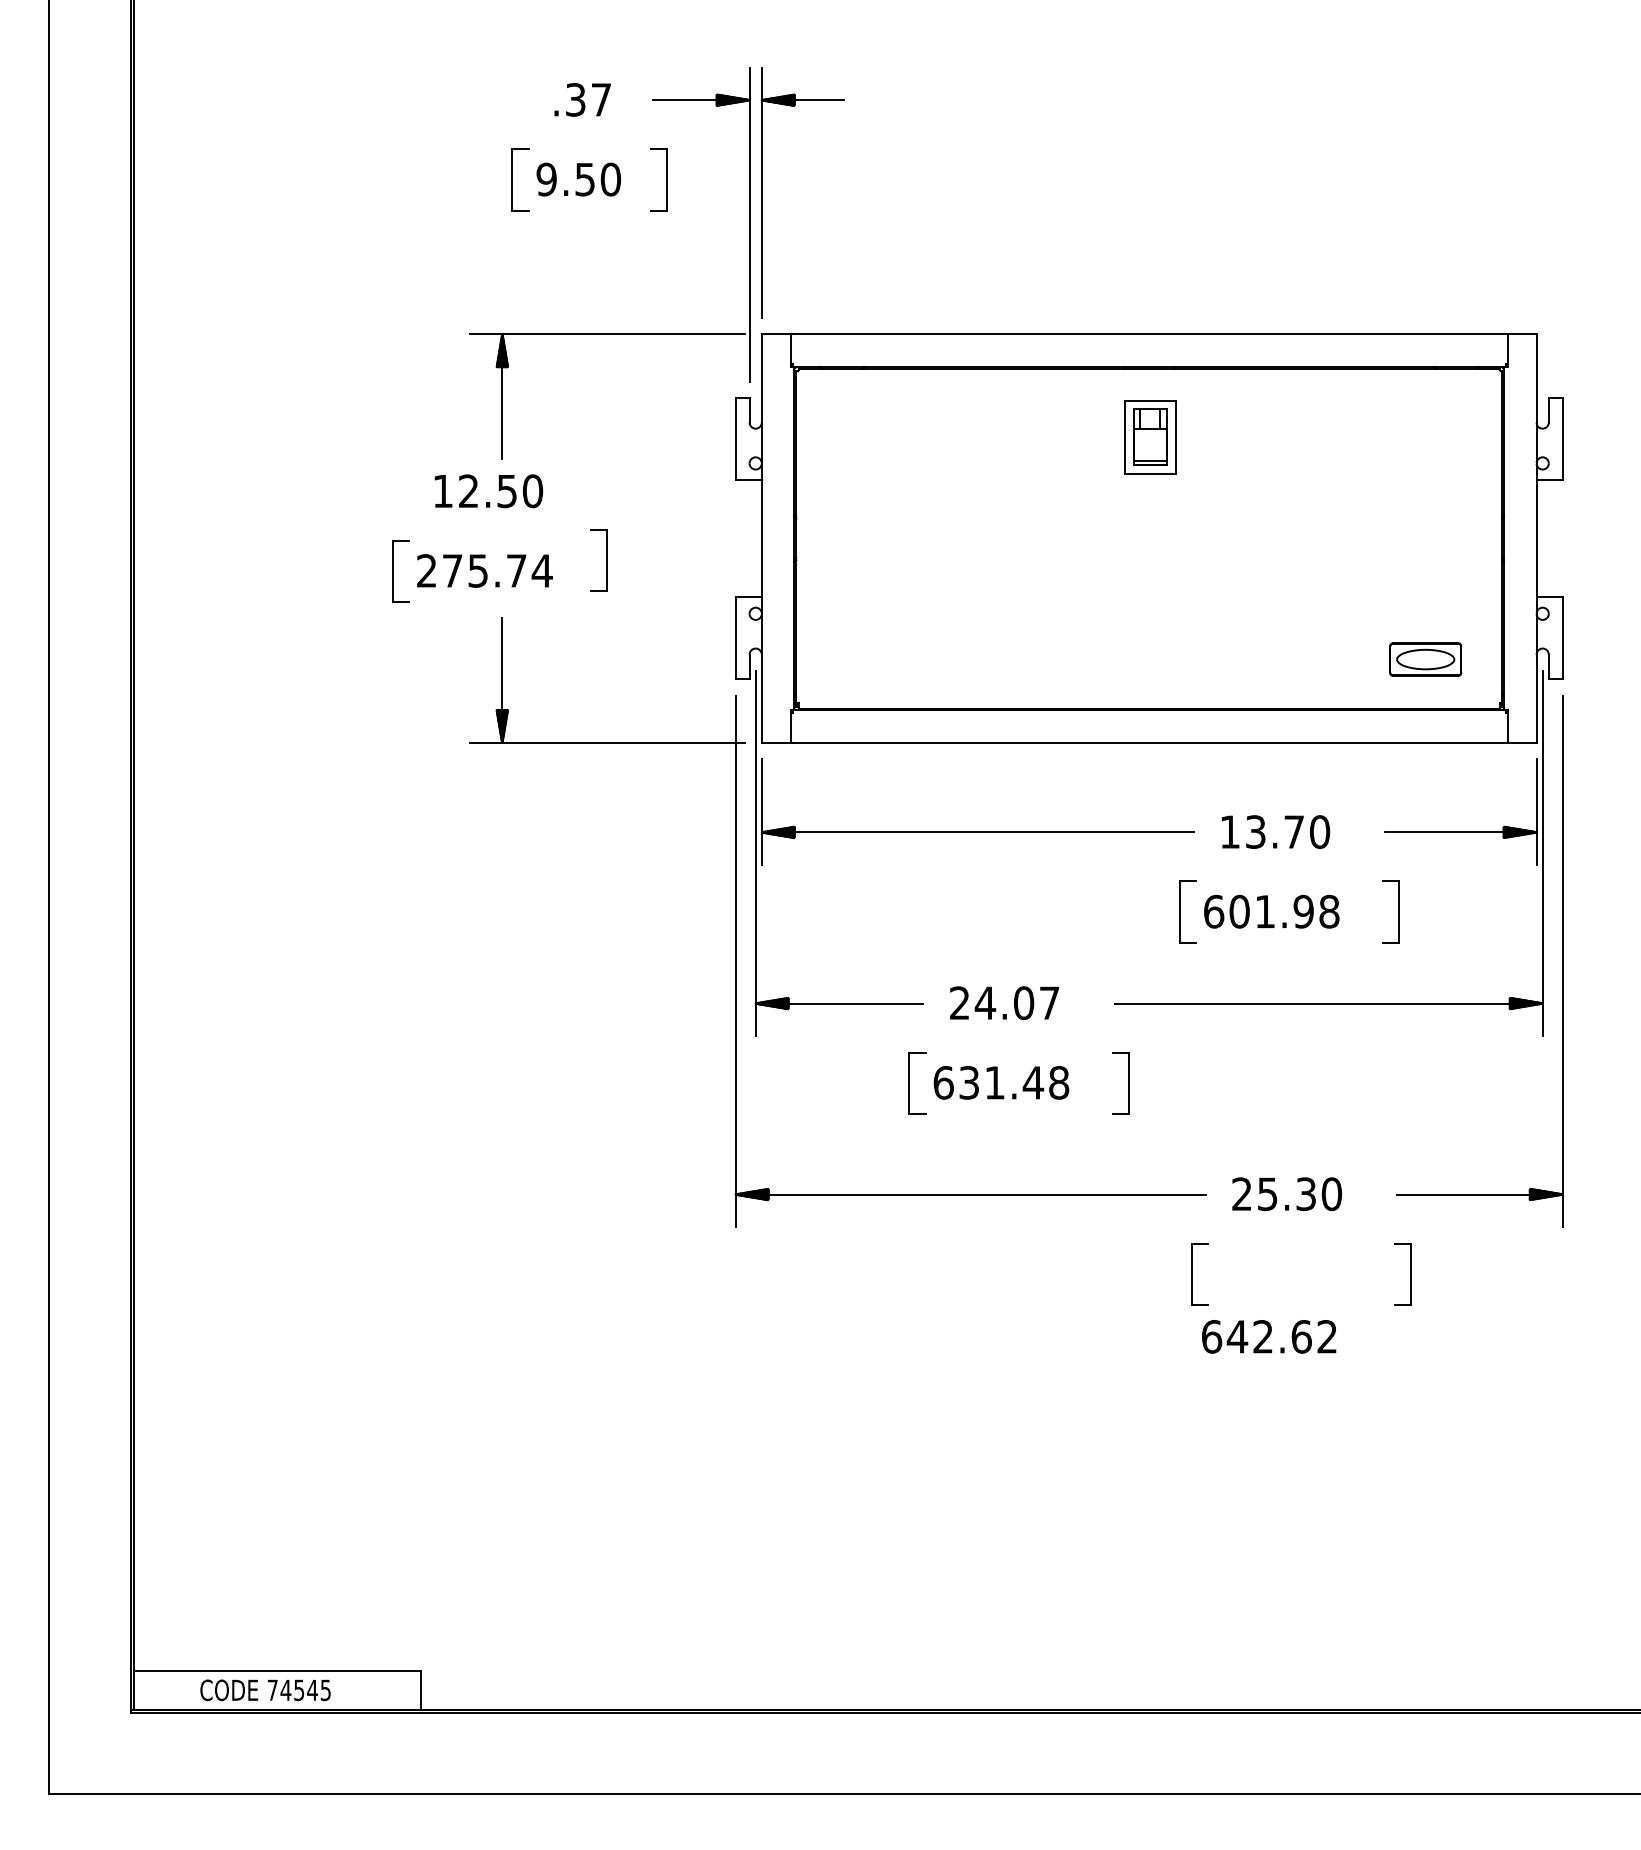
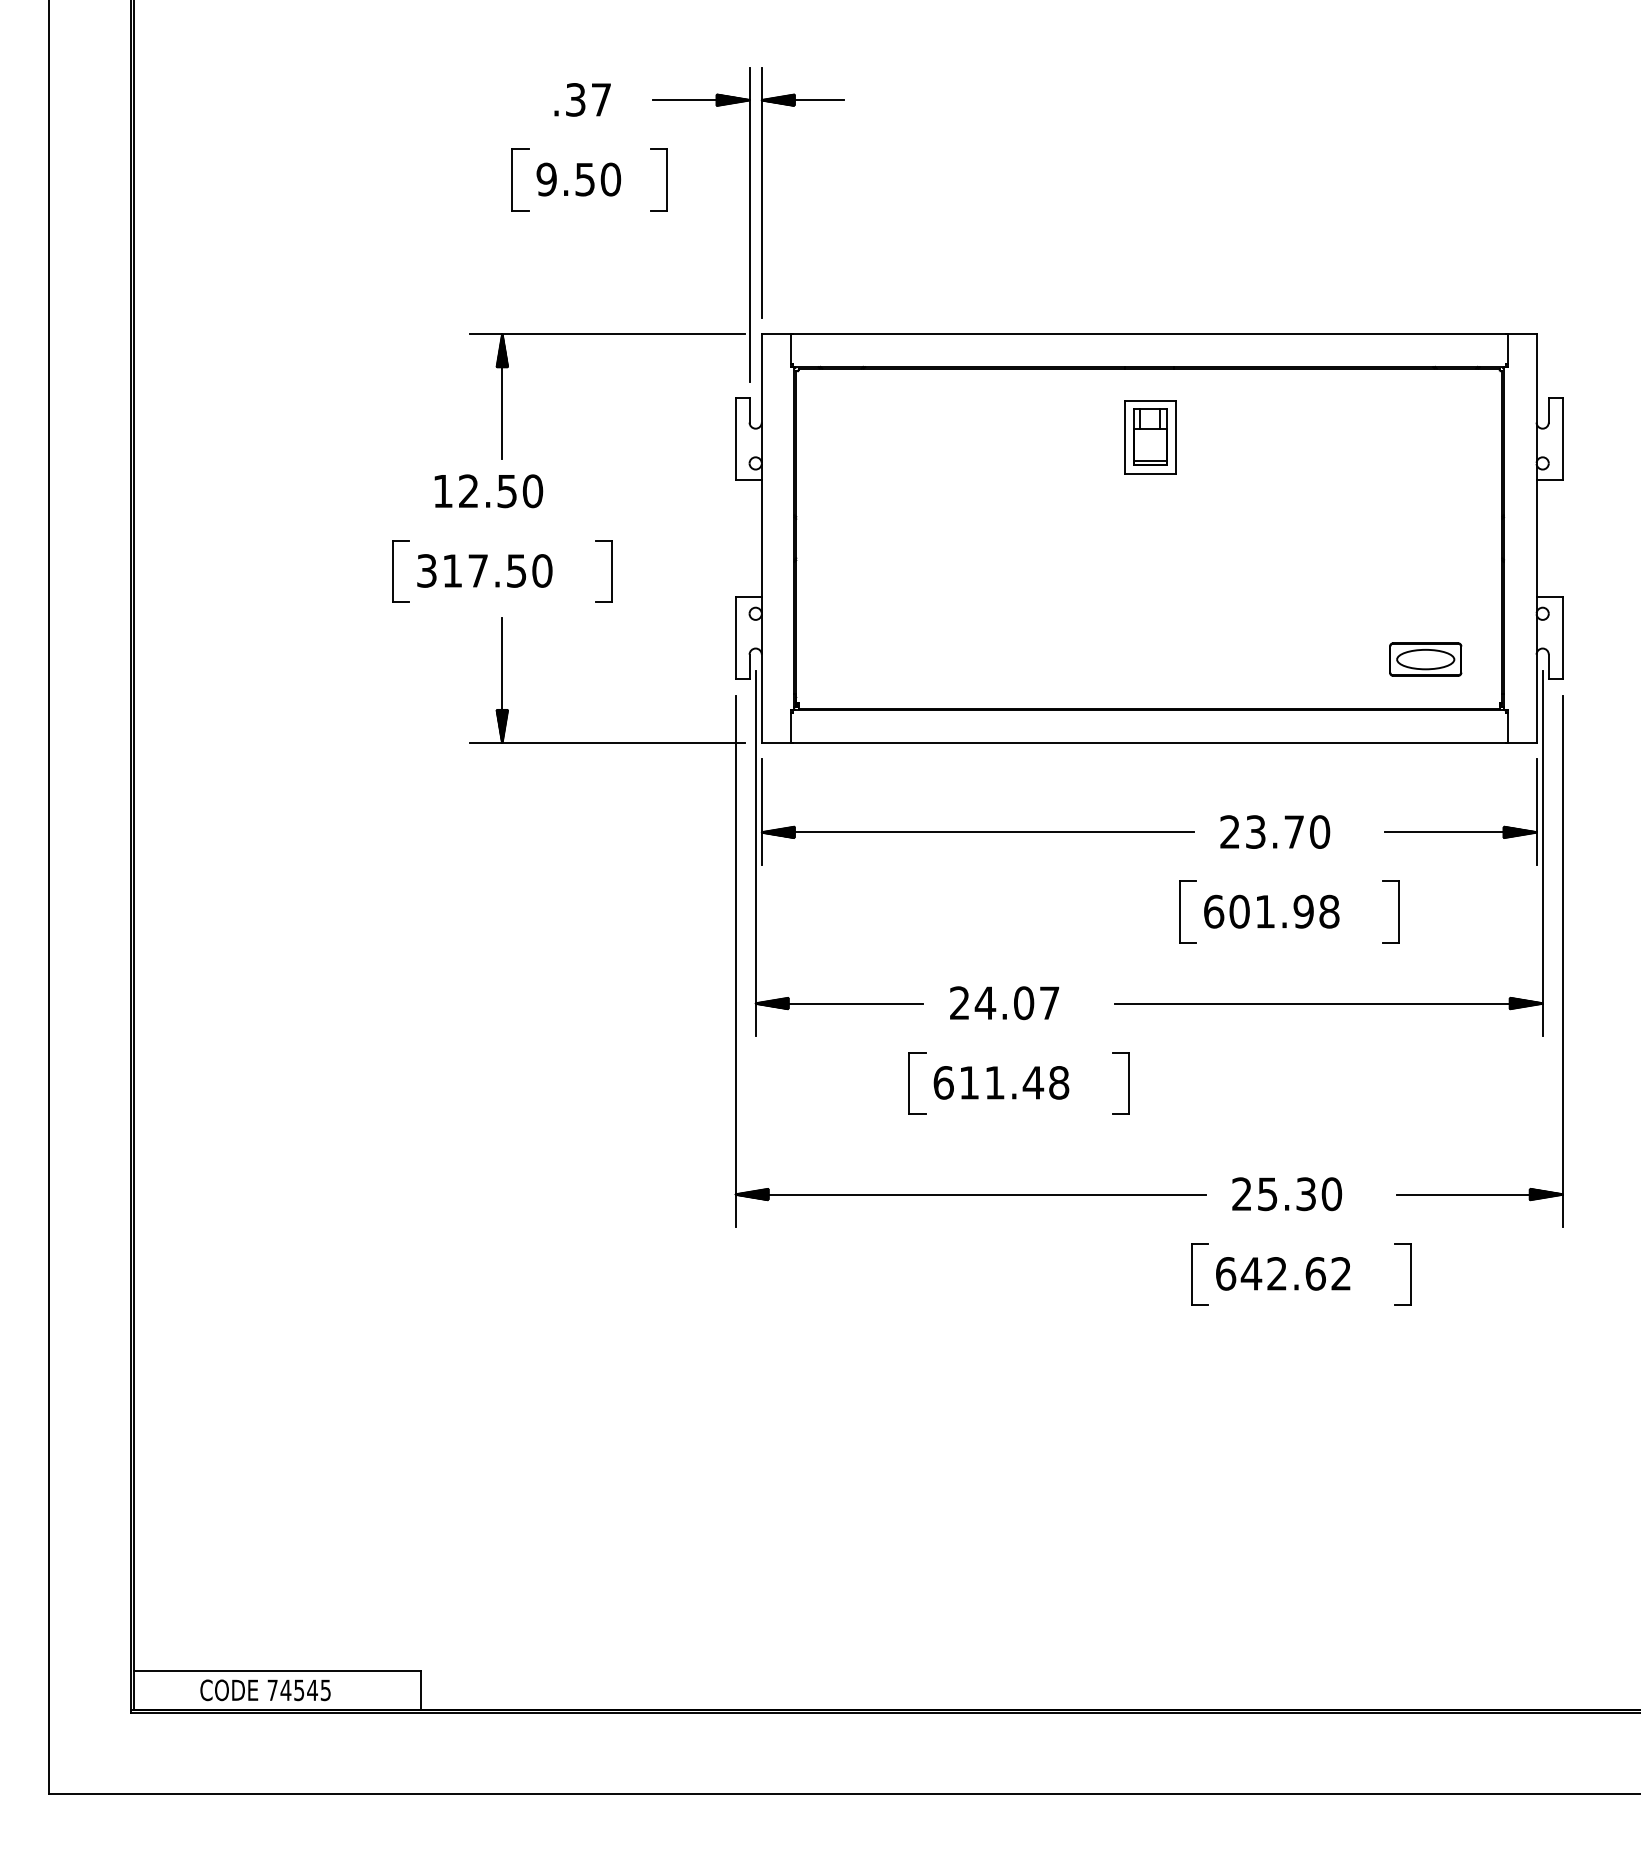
part position: (606, 560) -> (611, 571) (611, 571)
text: 275.74 -> 317.50 (484, 570)
text: 13.70 -> 23.70 (1229, 831)
text: 631.48 -> 611.48 (968, 1082)
text position: (1269, 1336) -> (1283, 1273) (1283, 1273)
